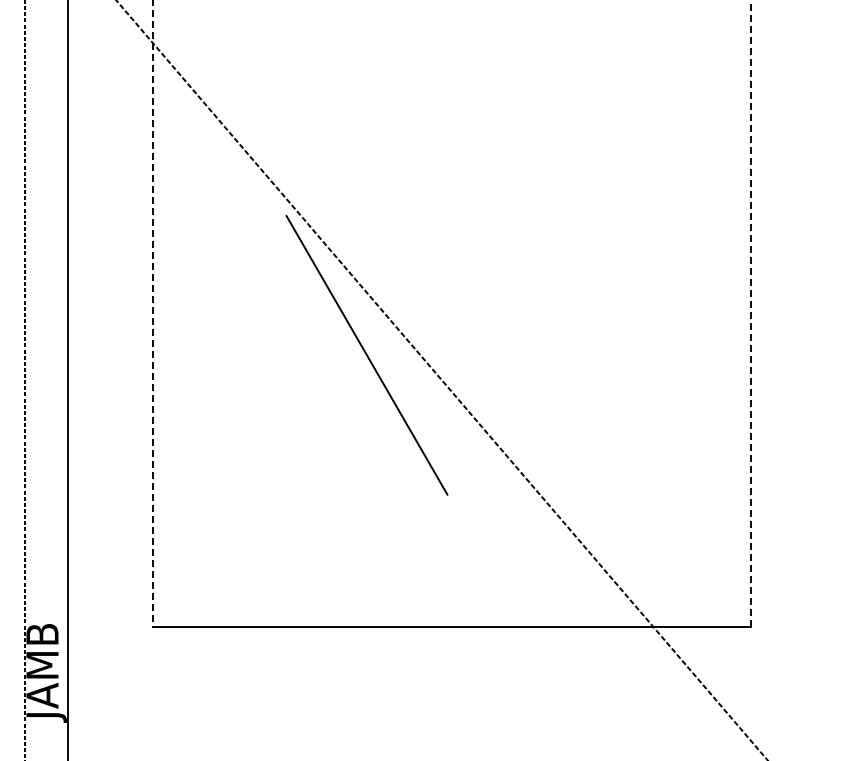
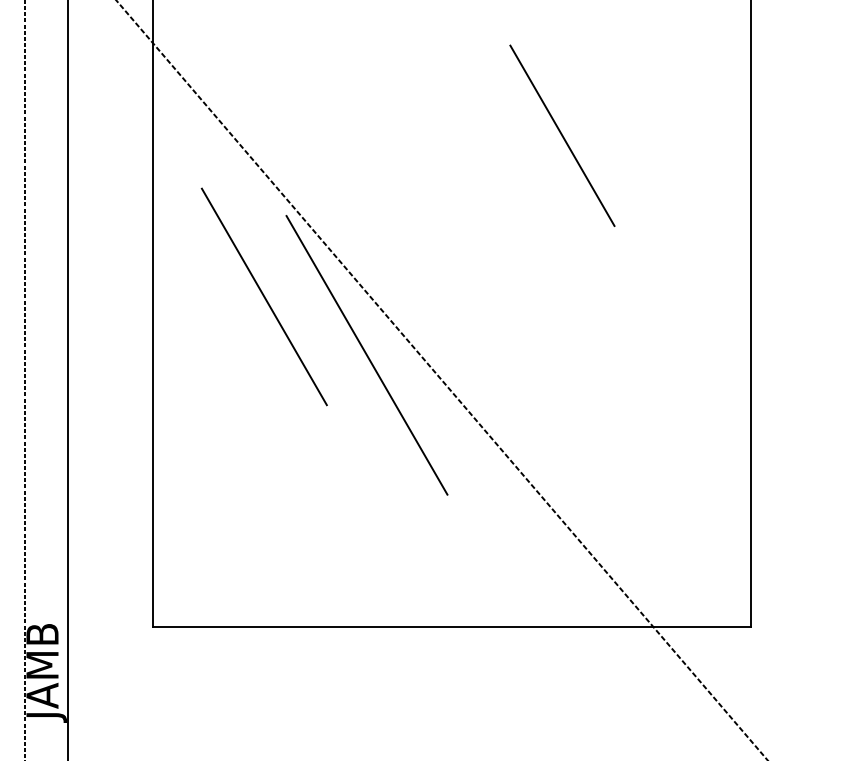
line: none -> present (562, 135)
line: none -> present (263, 296)
line: dashed -> solid (153, 313)
line: dashed -> solid (750, 313)
